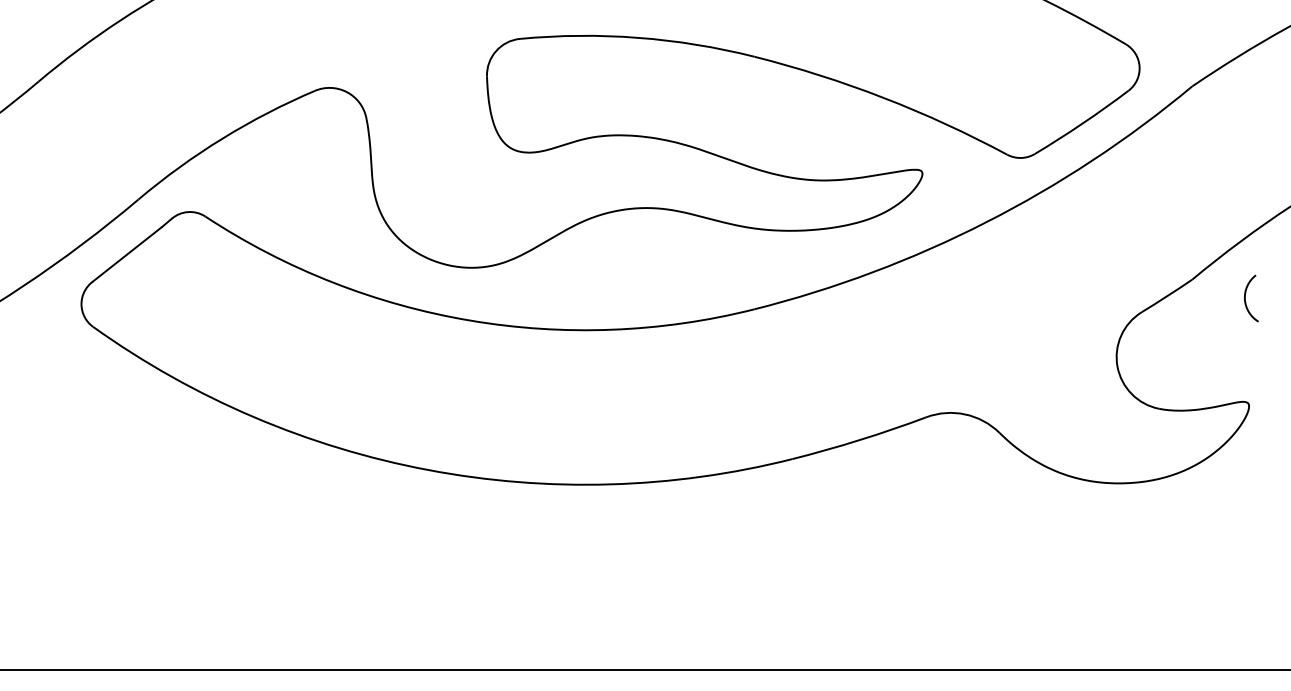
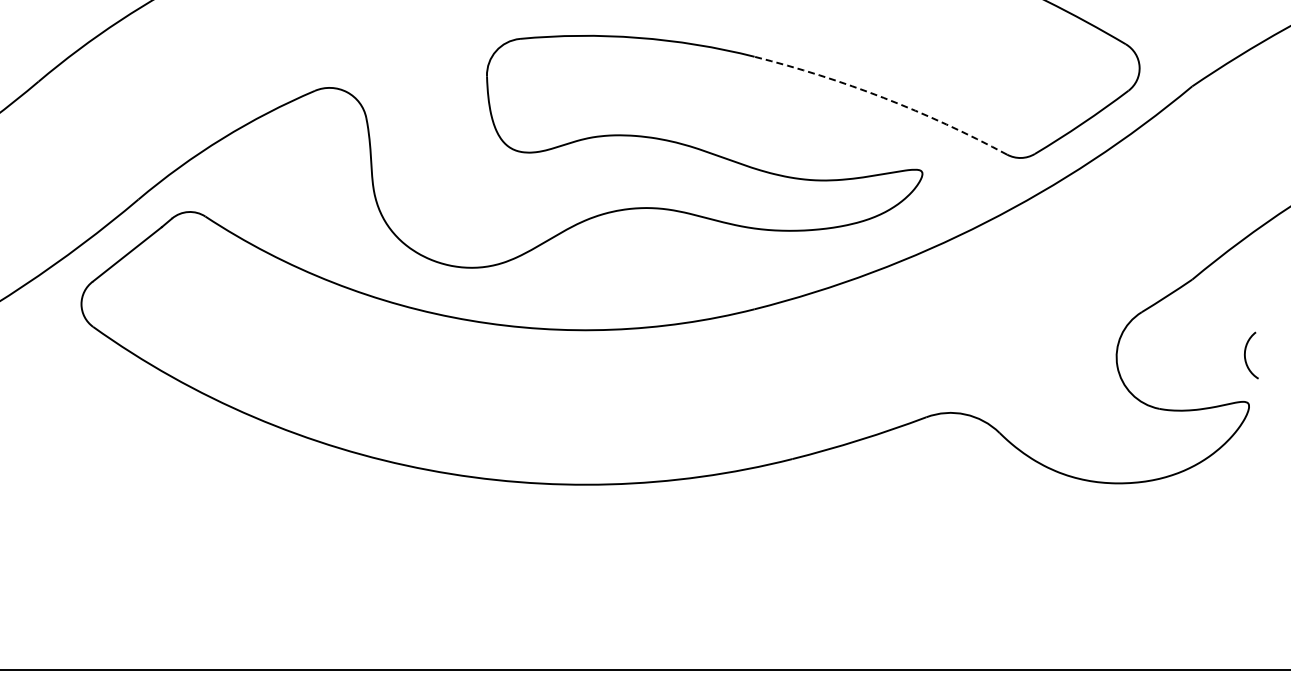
arc: solid -> dashed (883, 97)
arc position: (1245, 298) -> (1245, 355) (1245, 355)
